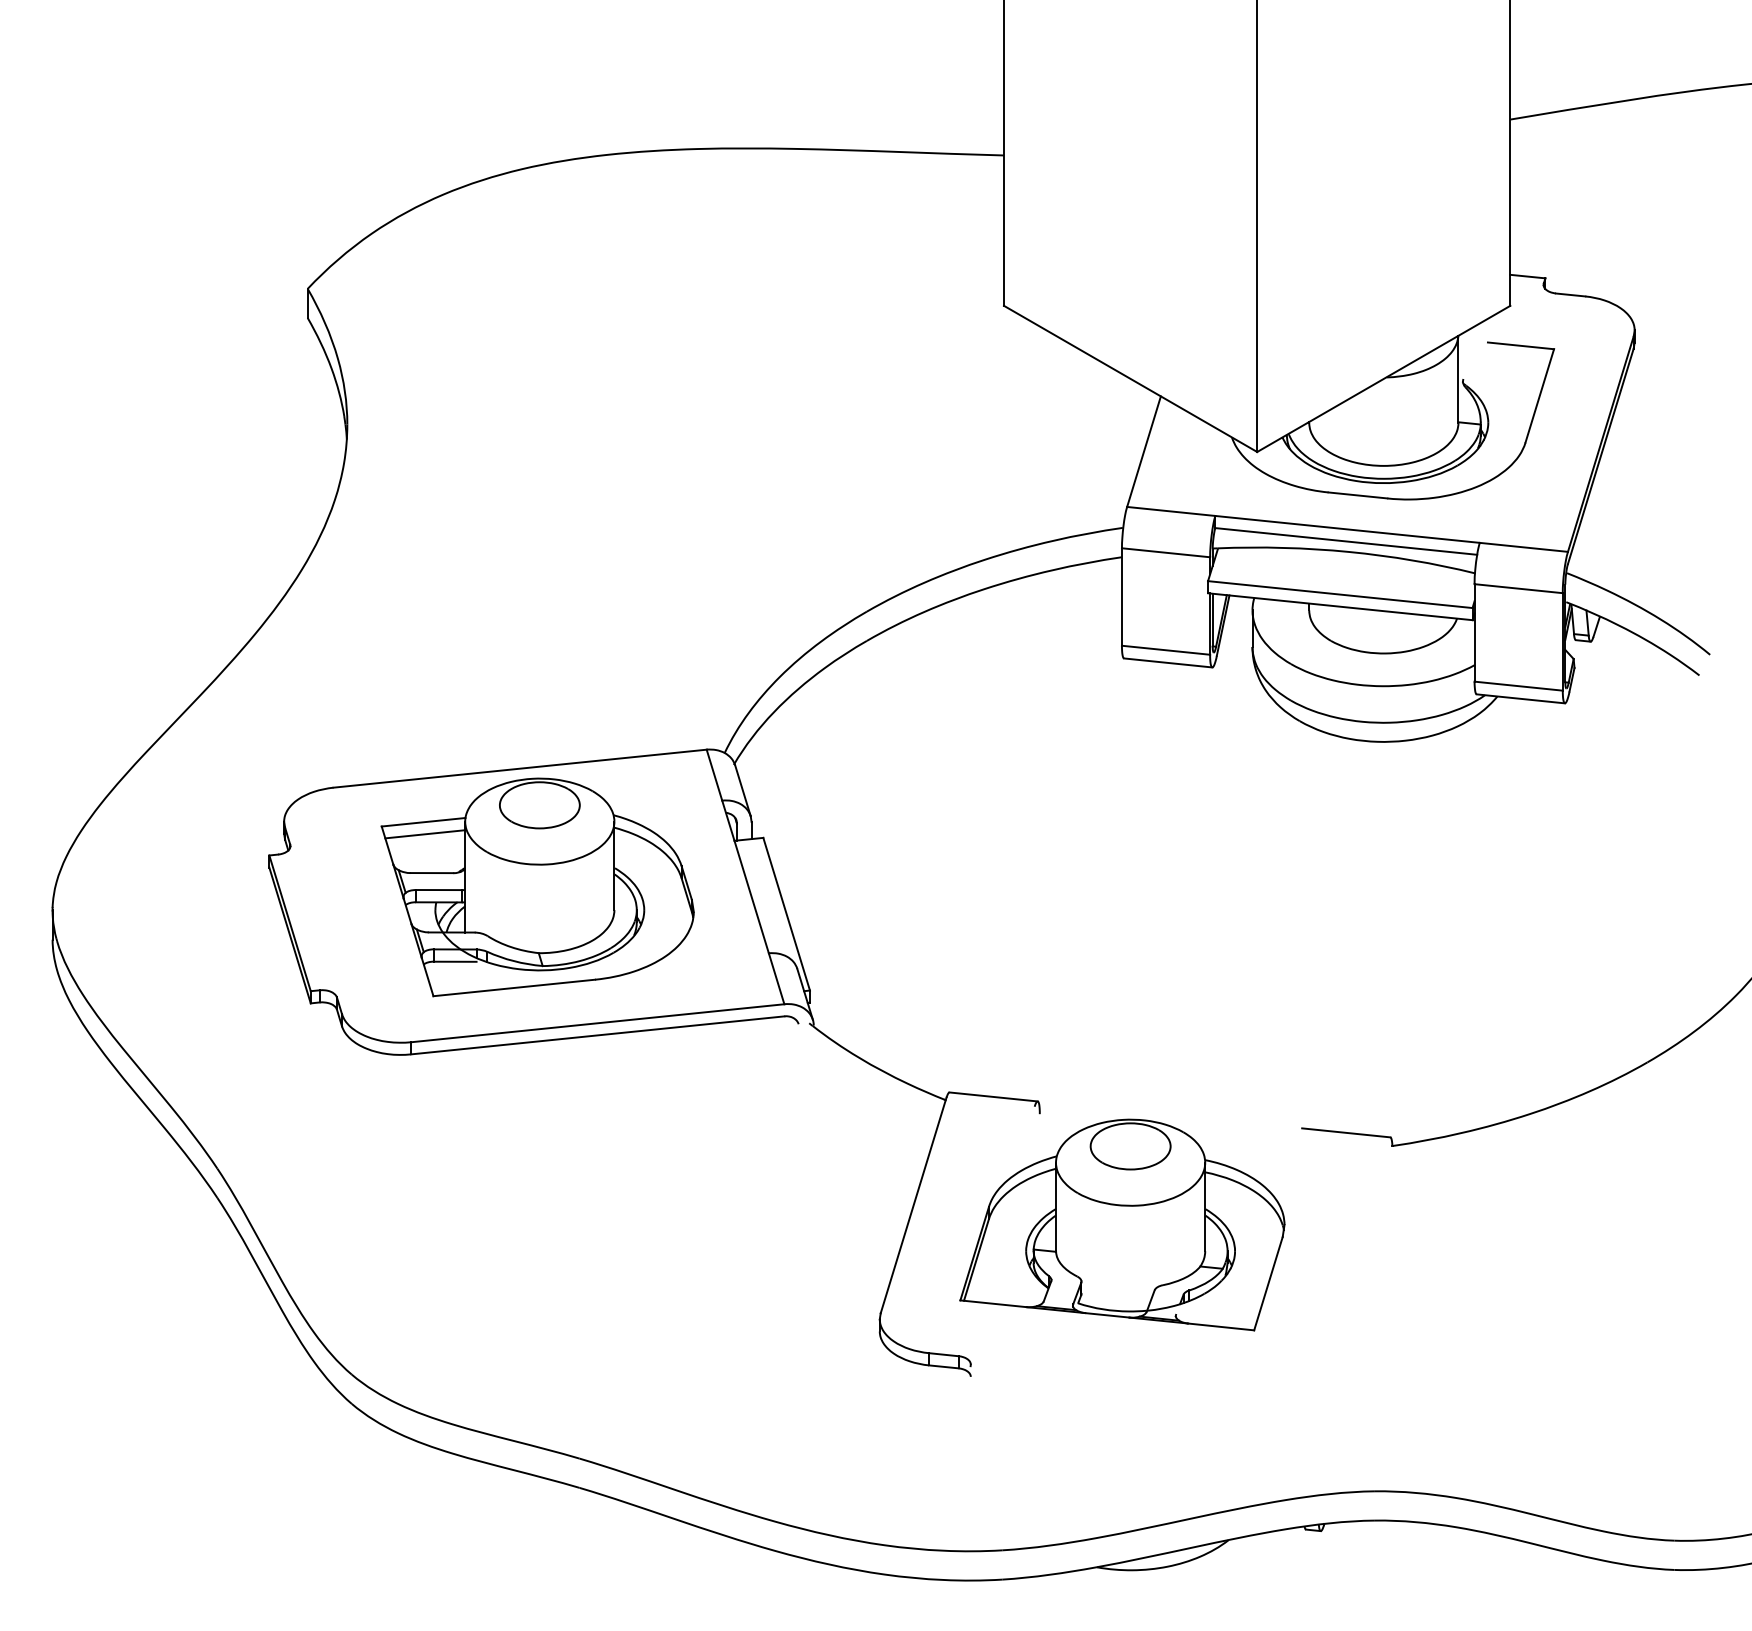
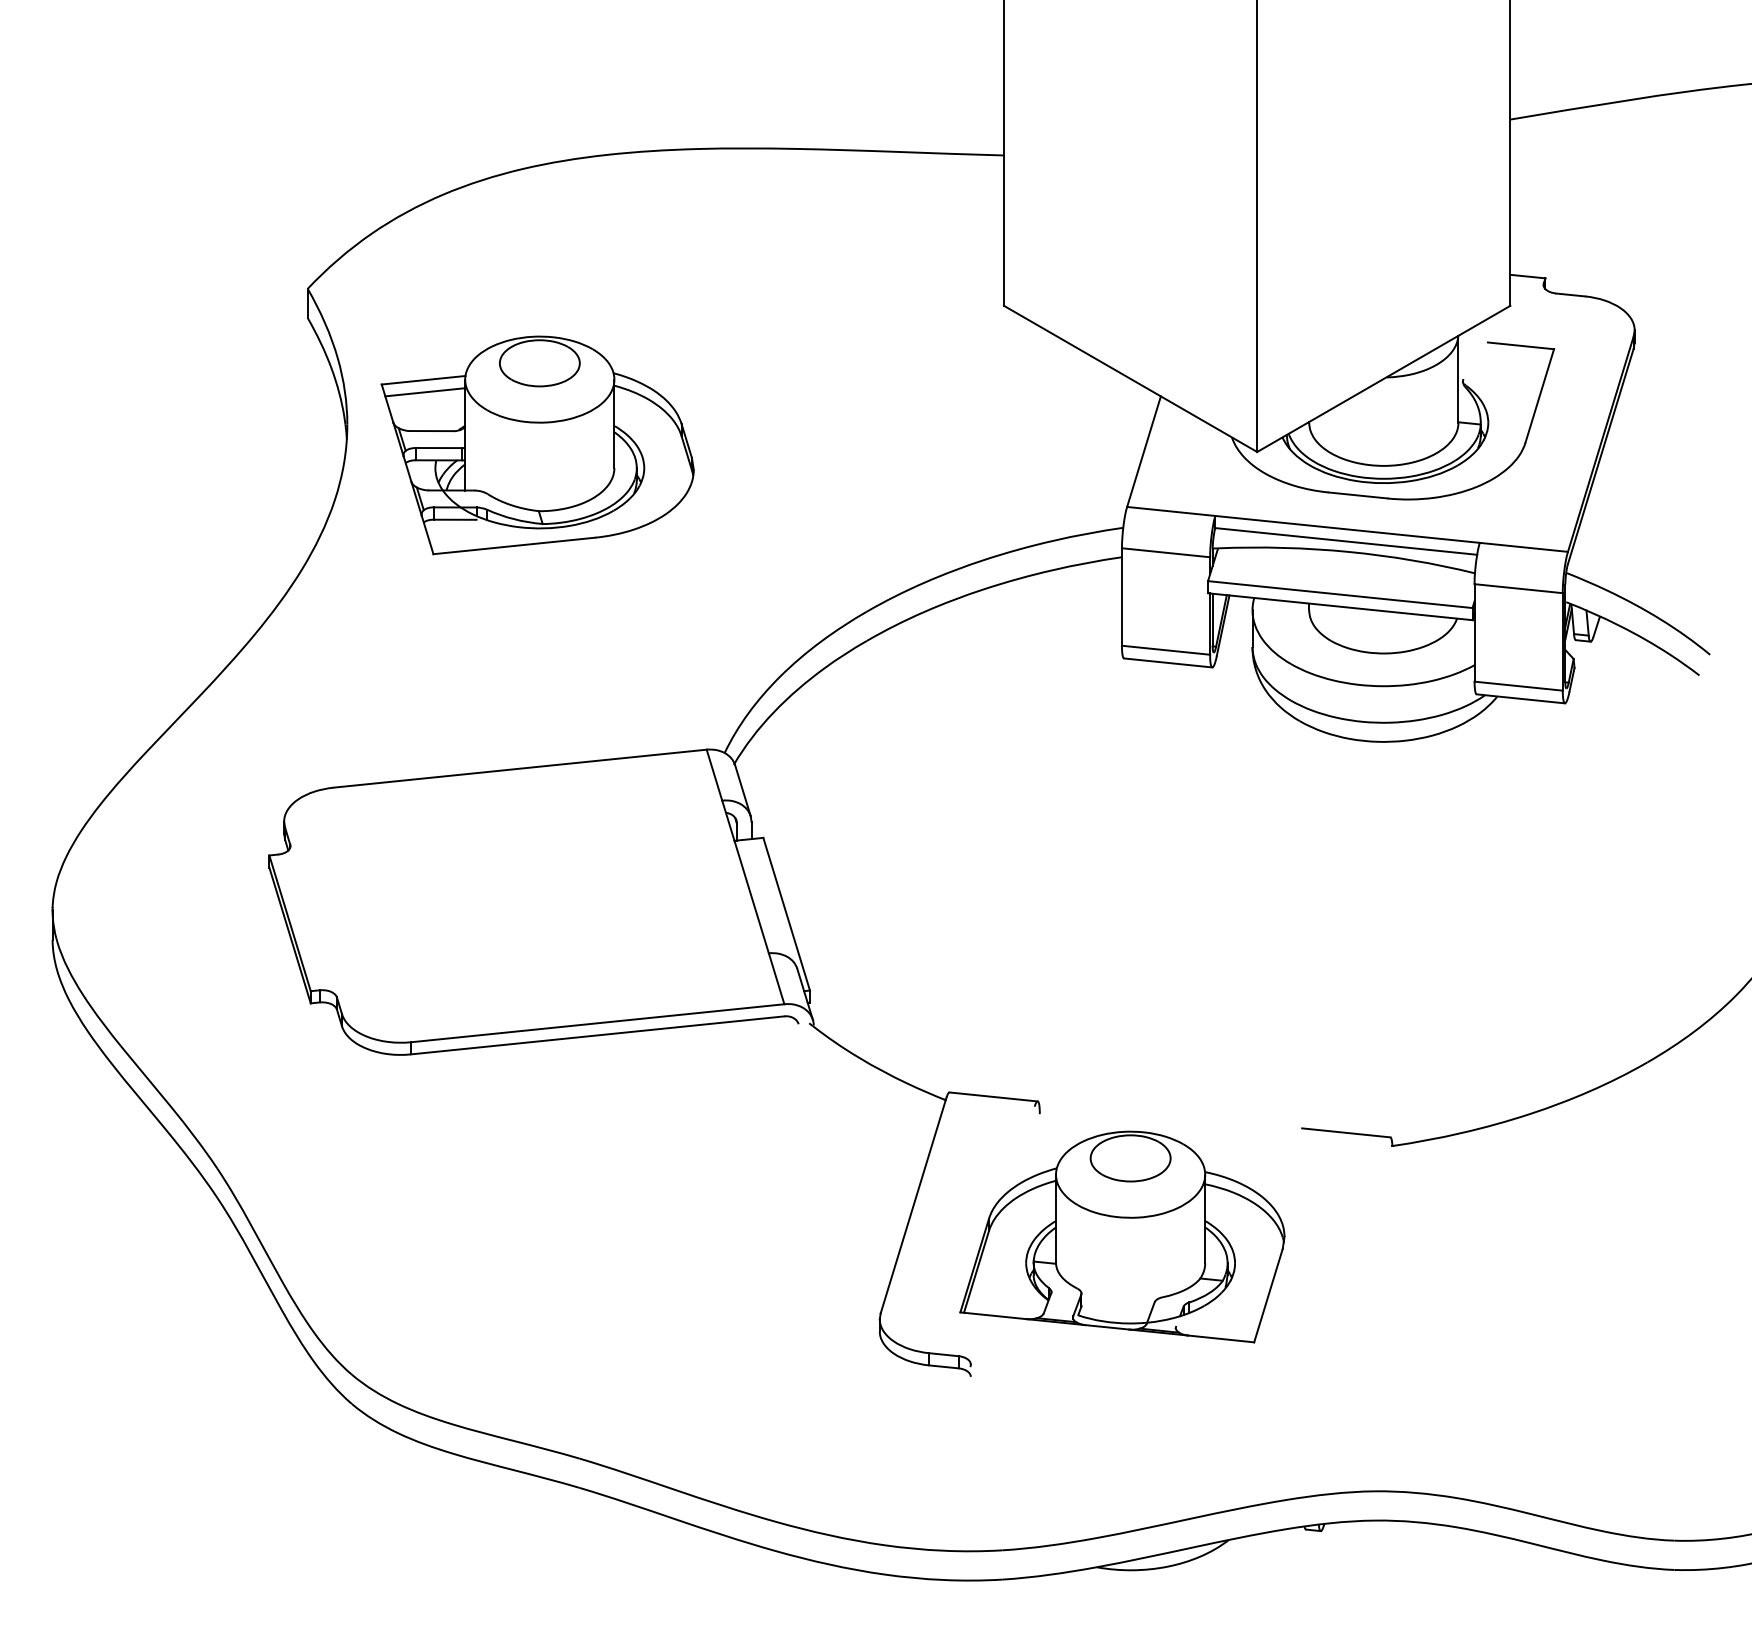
part position: (537, 887) -> (537, 445) (537, 445)
part position: (1122, 1224) -> (1122, 1236) (1122, 1236)
